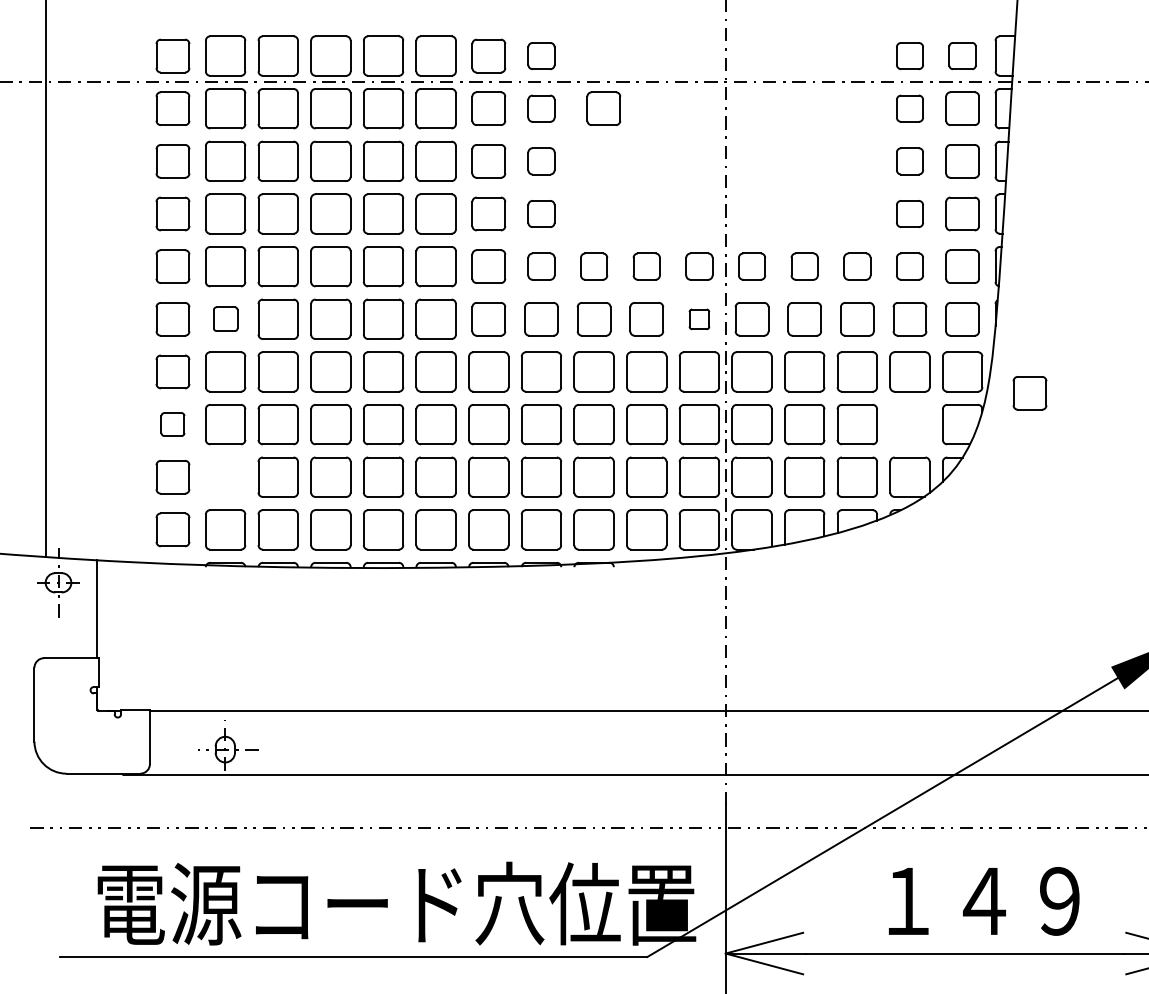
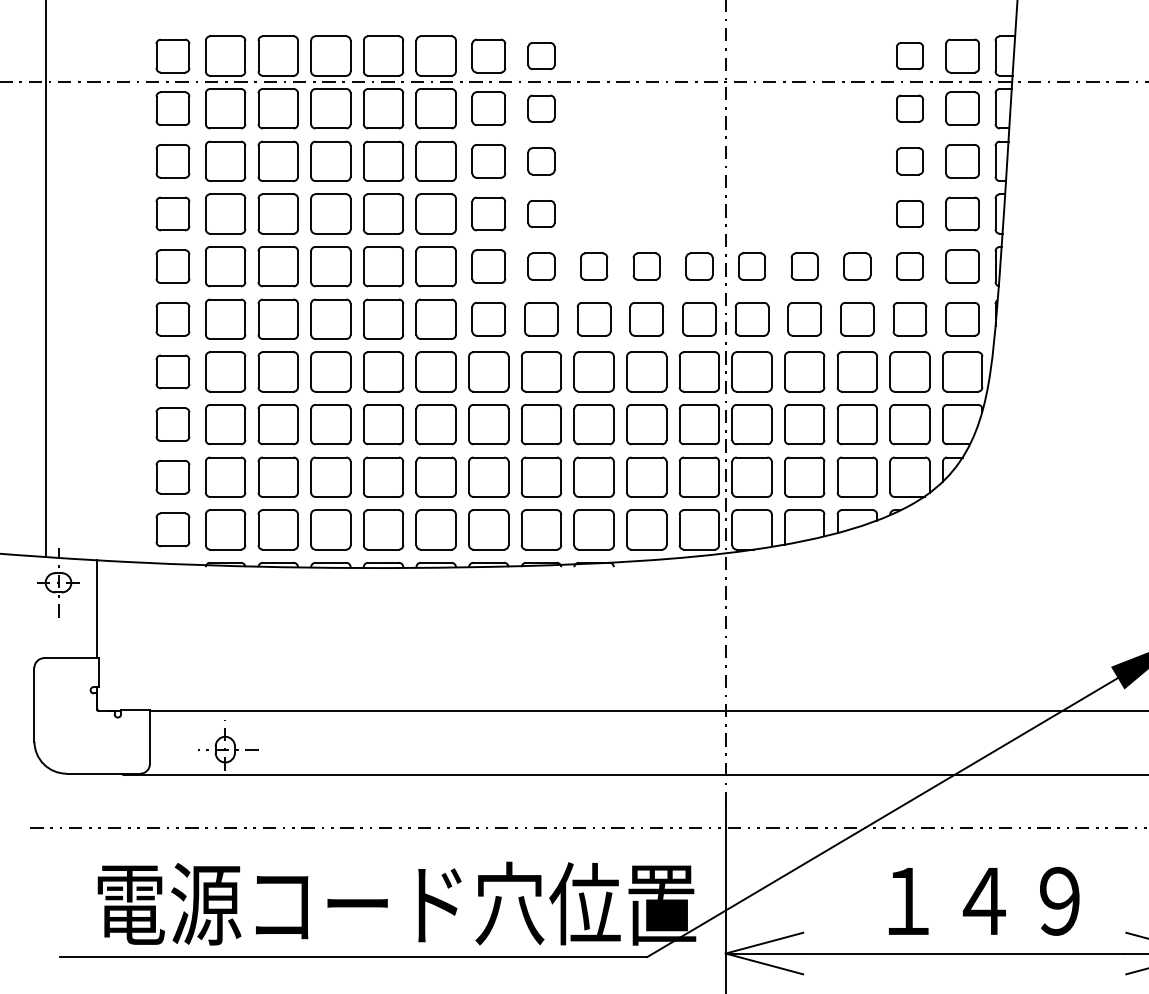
part size: 29x29 px -> 35x36 px (962, 55)
part: present -> none (603, 108)
part size: 26x26 px -> 42x42 px (225, 318)
part size: 23x23 px -> 35x35 px (699, 319)
part: present -> none (1029, 393)
part size: 26x25 px -> 36x35 px (172, 424)
part: none -> present (909, 424)
part: none -> present (225, 476)
